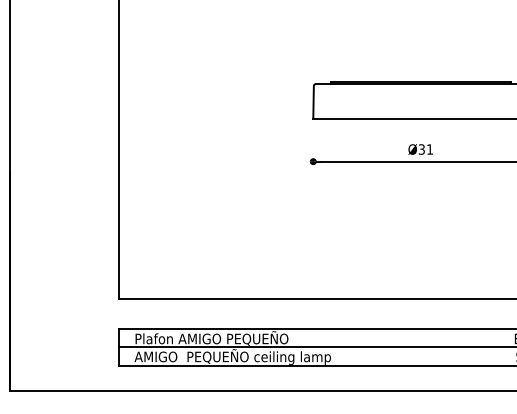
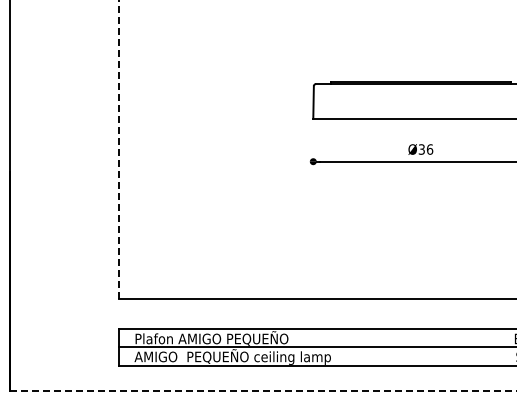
line: solid -> dashed (118, 149)
text: Ø31 -> Ø36 (429, 149)
line: solid -> dashed (264, 390)
